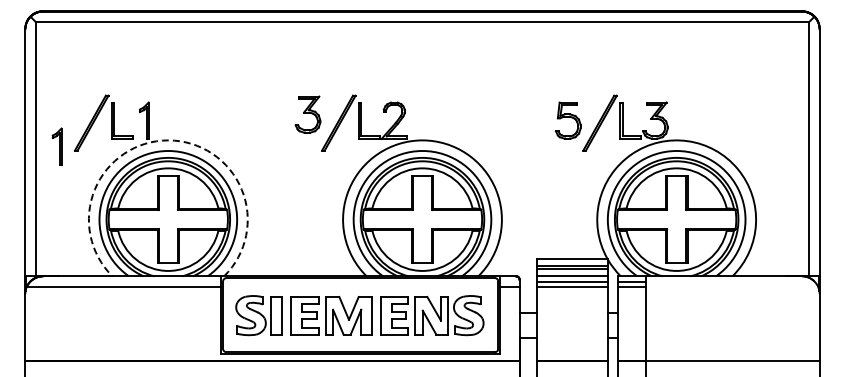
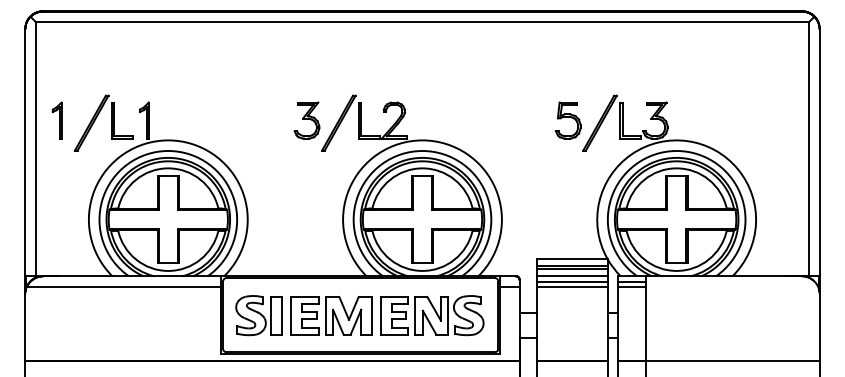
part position: (307, 114) -> (306, 120) (306, 120)
arc: dashed -> solid (168, 140)
part position: (56, 146) -> (56, 120) (56, 120)
